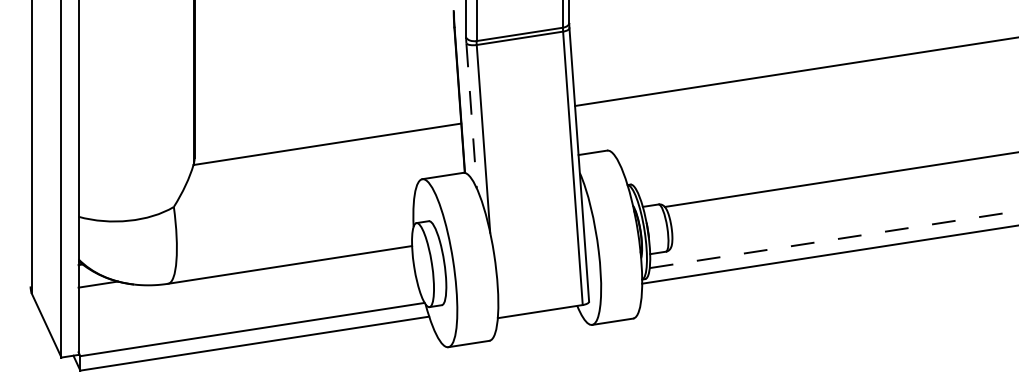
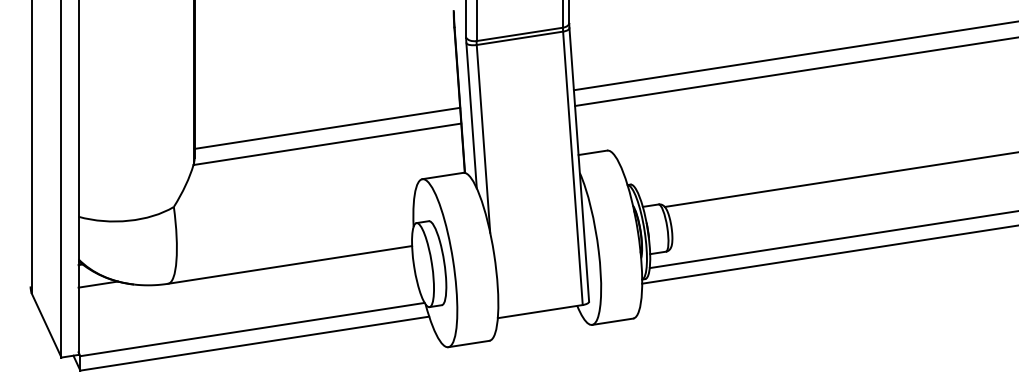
line: none -> present (794, 55)
line: dashed -> solid (471, 115)
line: none -> present (327, 127)
line: dashed -> solid (834, 239)
